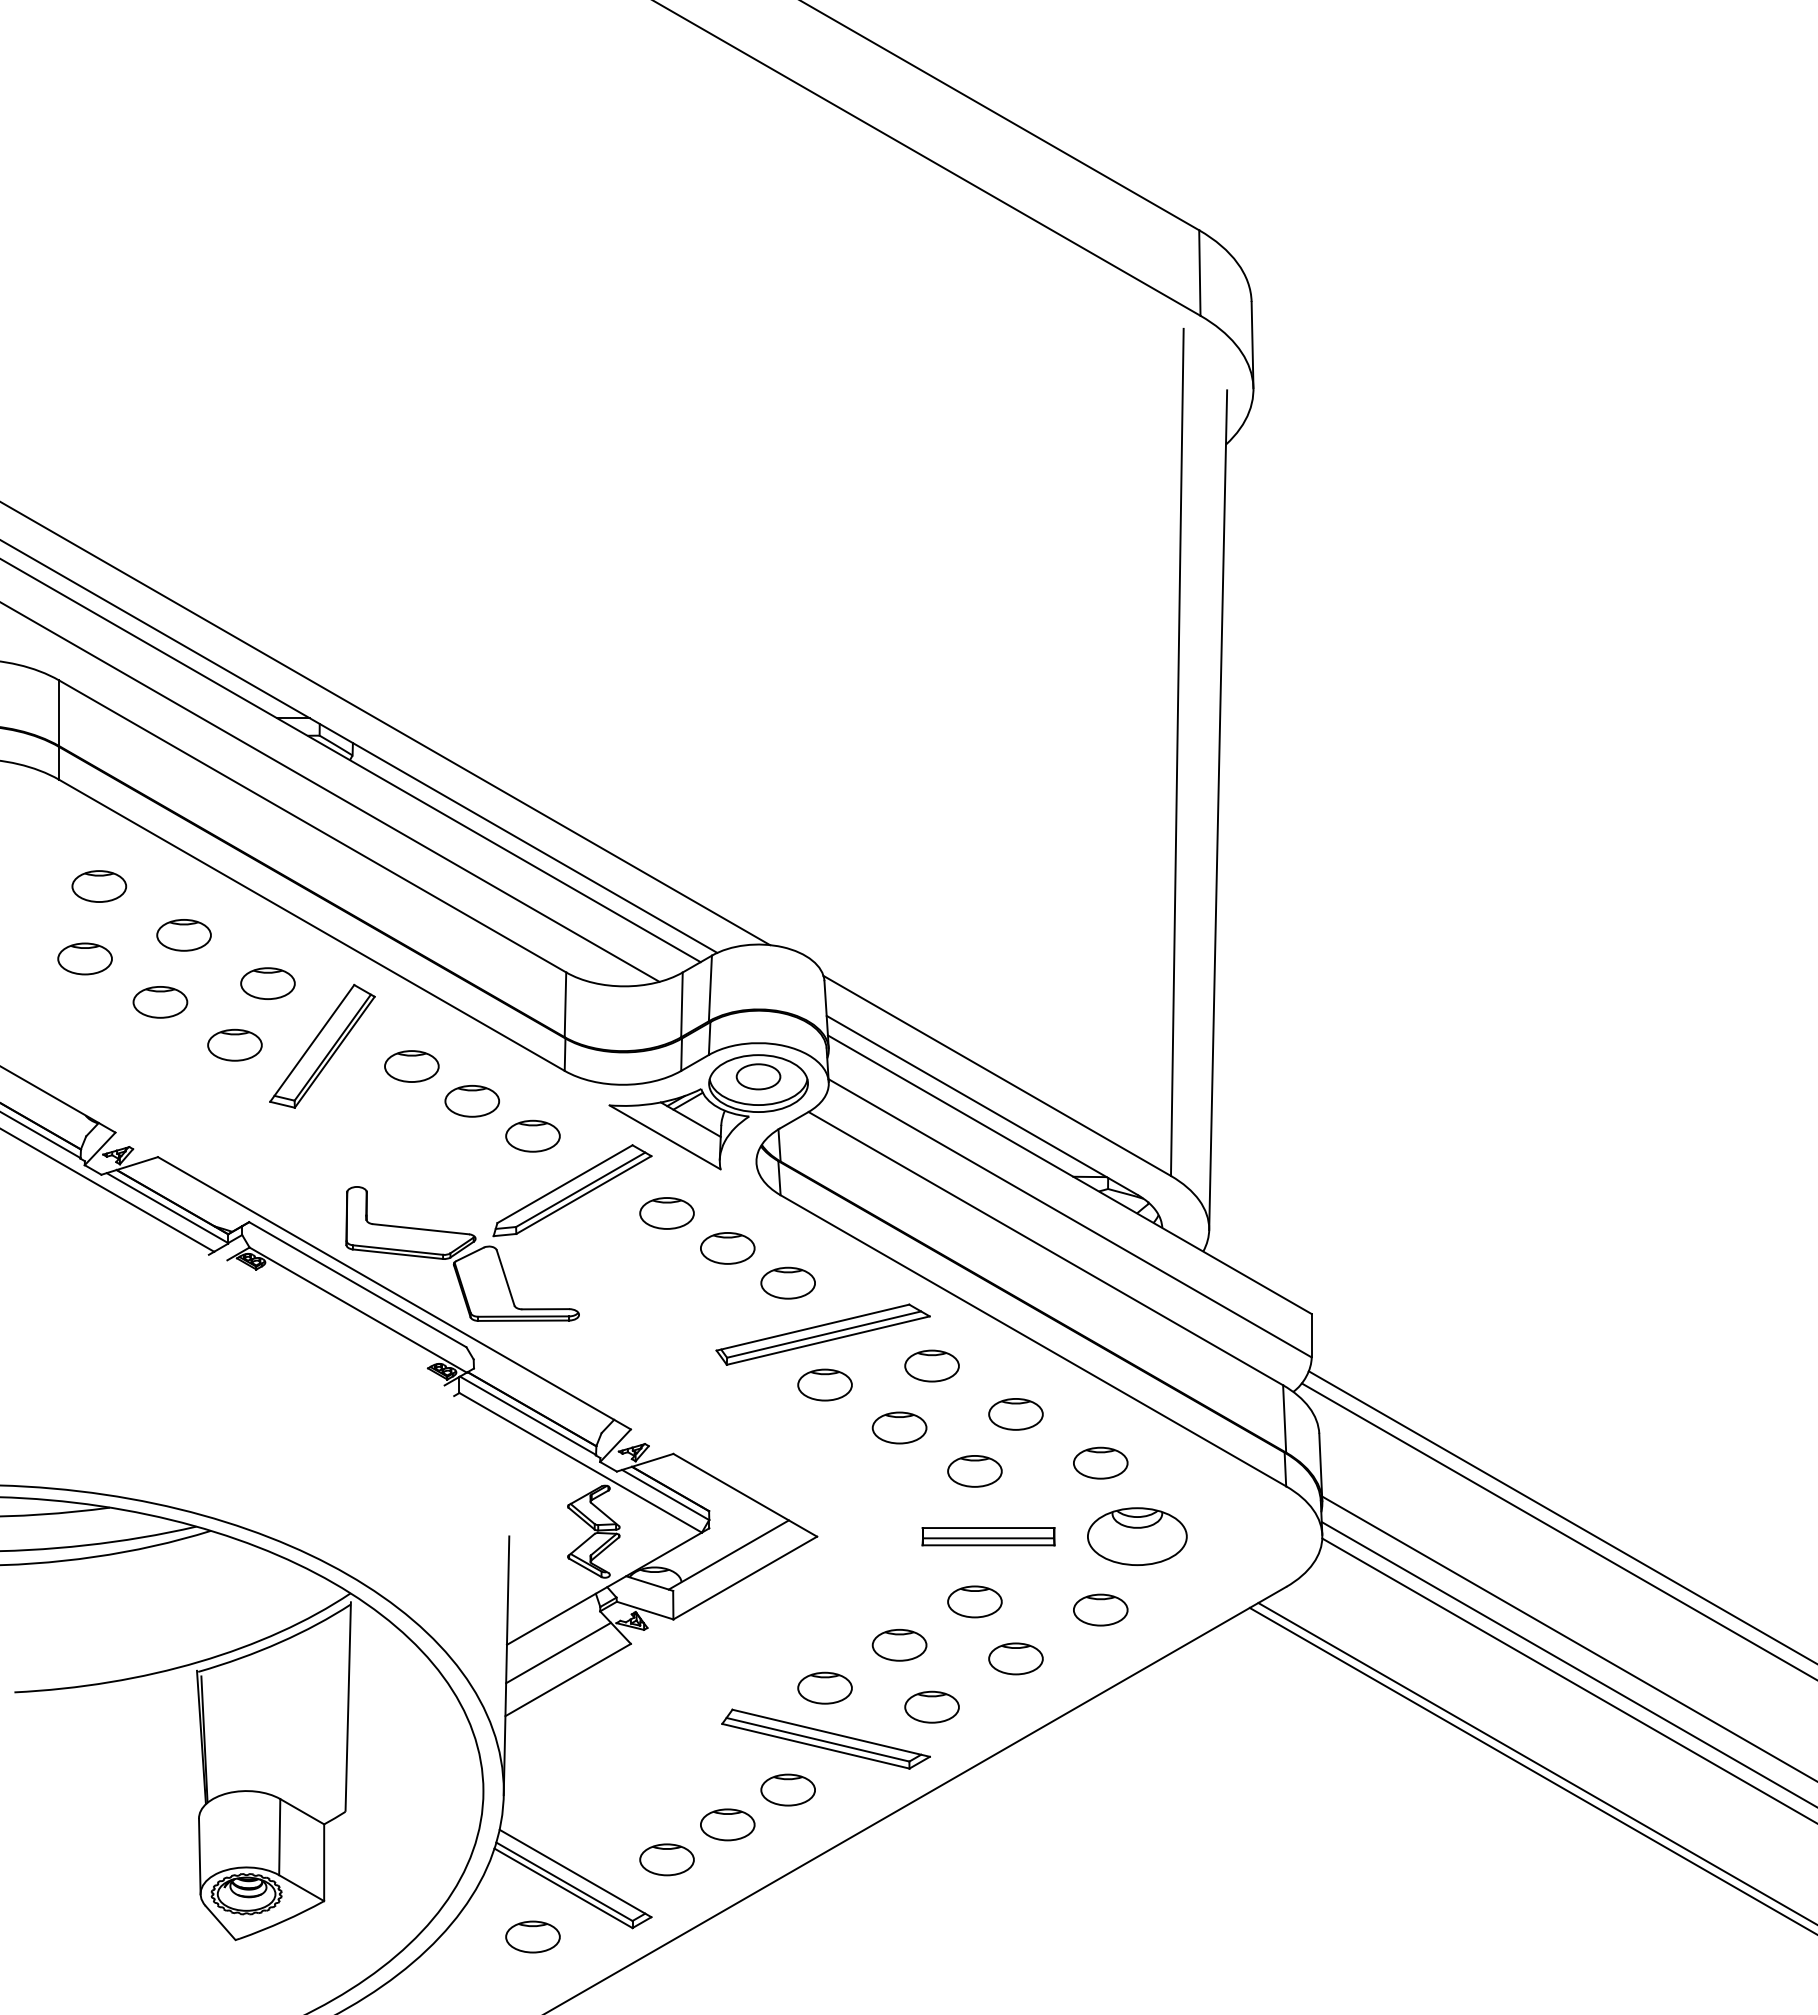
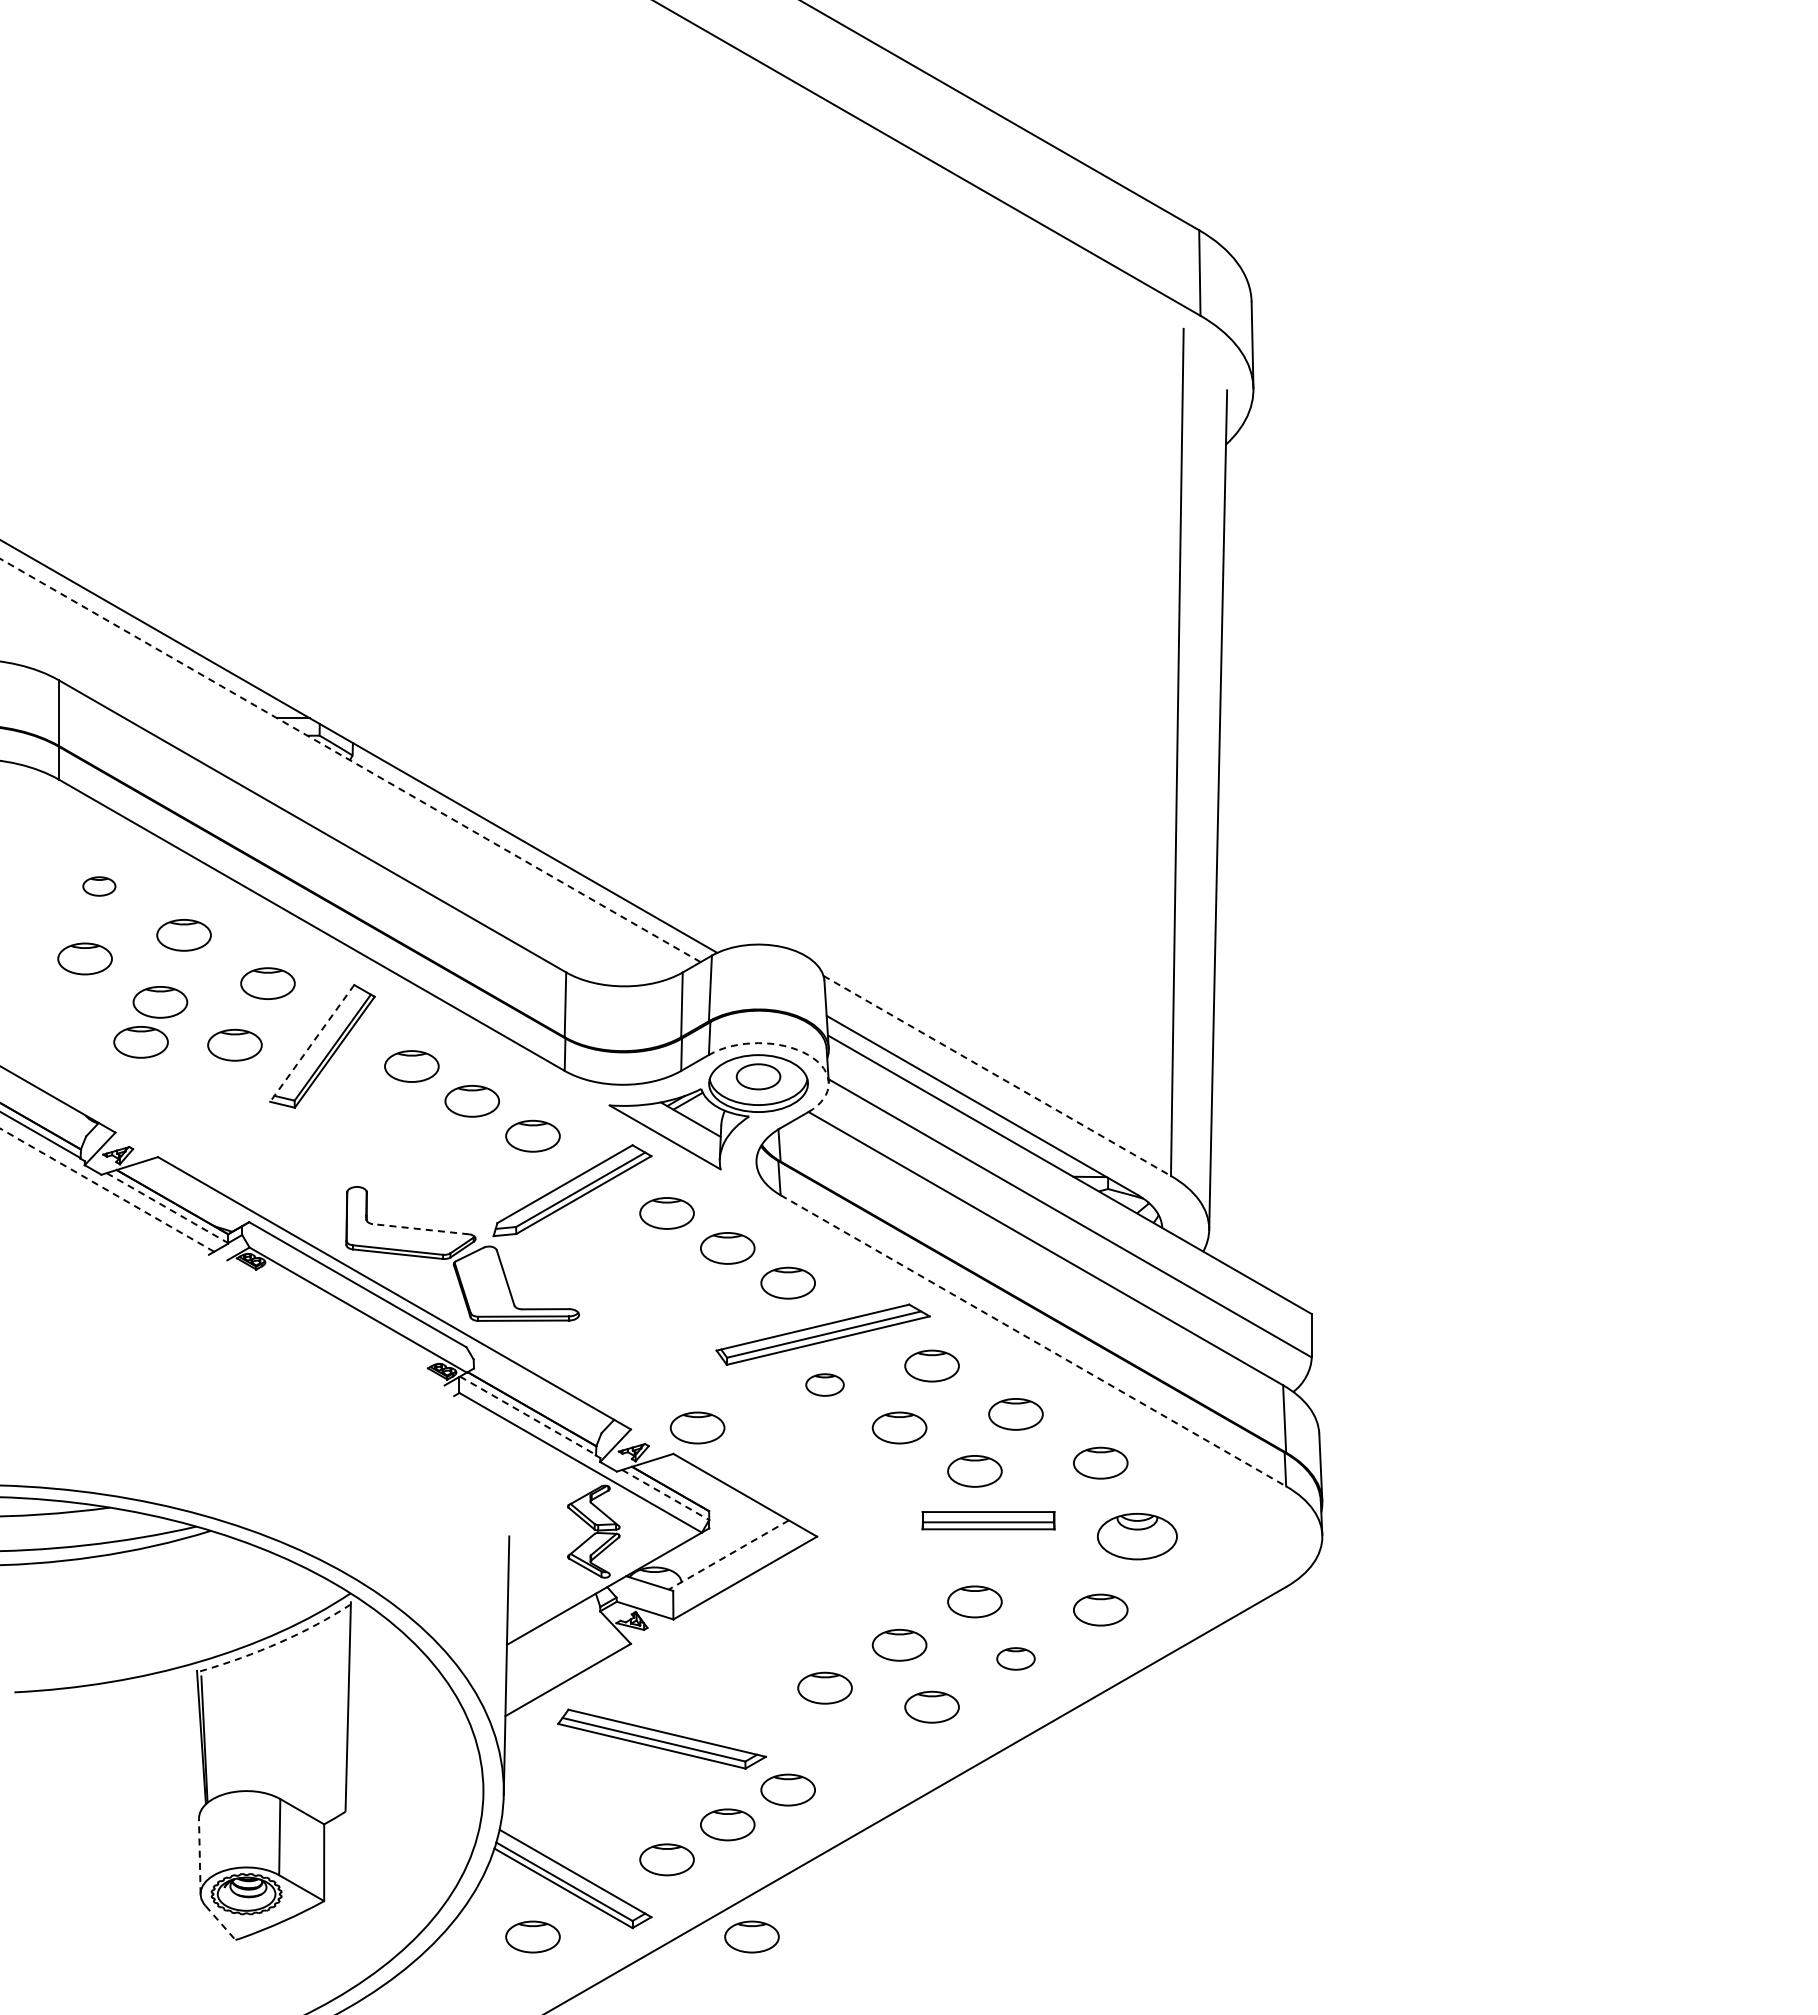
line: present -> none (386, 723)
line: solid -> dashed (350, 760)
line: present -> none (330, 792)
part size: 57x33 px -> 35x21 px (99, 886)
part: none -> present (140, 1042)
line: solid -> dashed (312, 1043)
arc: solid -> dashed (797, 1049)
line: solid -> dashed (997, 1075)
line: solid -> dashed (106, 1189)
line: solid -> dashed (167, 1208)
line: solid -> dashed (420, 1229)
line: solid -> dashed (1033, 1340)
part size: 56x34 px -> 40x24 px (824, 1384)
line: solid -> dashed (528, 1416)
part: none -> present (697, 1427)
line: solid -> dashed (666, 1495)
line: present -> none (1561, 1516)
line: present -> none (1557, 1530)
part position: (988, 1536) -> (988, 1520) (988, 1520)
part size: 101x59 px -> 81x48 px (1137, 1536)
line: solid -> dashed (728, 1555)
line: present -> none (1568, 1638)
arc: solid -> dashed (277, 1643)
line: present -> none (558, 1652)
part size: 56x34 px -> 40x24 px (1015, 1658)
line: present -> none (1567, 1663)
line: present -> none (1568, 1679)
part position: (825, 1738) -> (661, 1738) (661, 1738)
line: present -> none (1536, 1763)
line: present -> none (1531, 1770)
line: solid -> dashed (199, 1856)
line: solid -> dashed (220, 1922)
part: none -> present (751, 1936)
